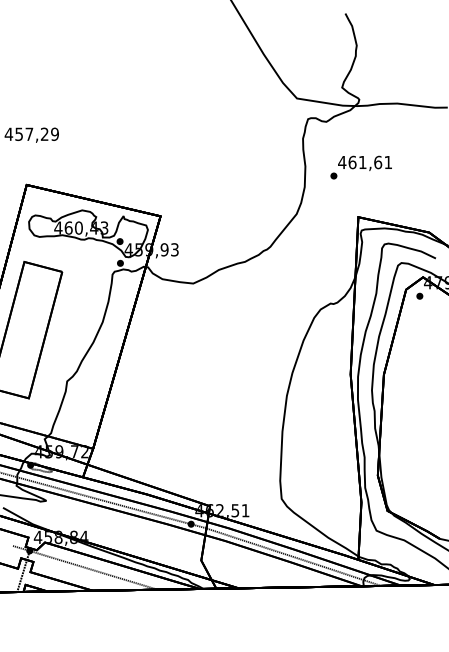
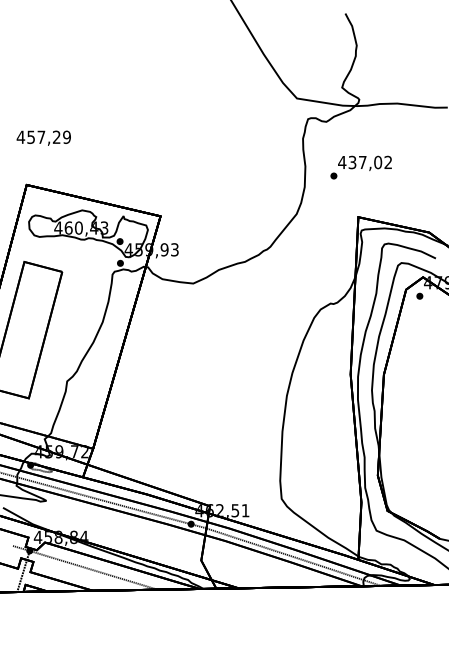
text position: (31, 134) -> (43, 137) (43, 137)
text: 461,61 -> 437,02 (369, 162)
